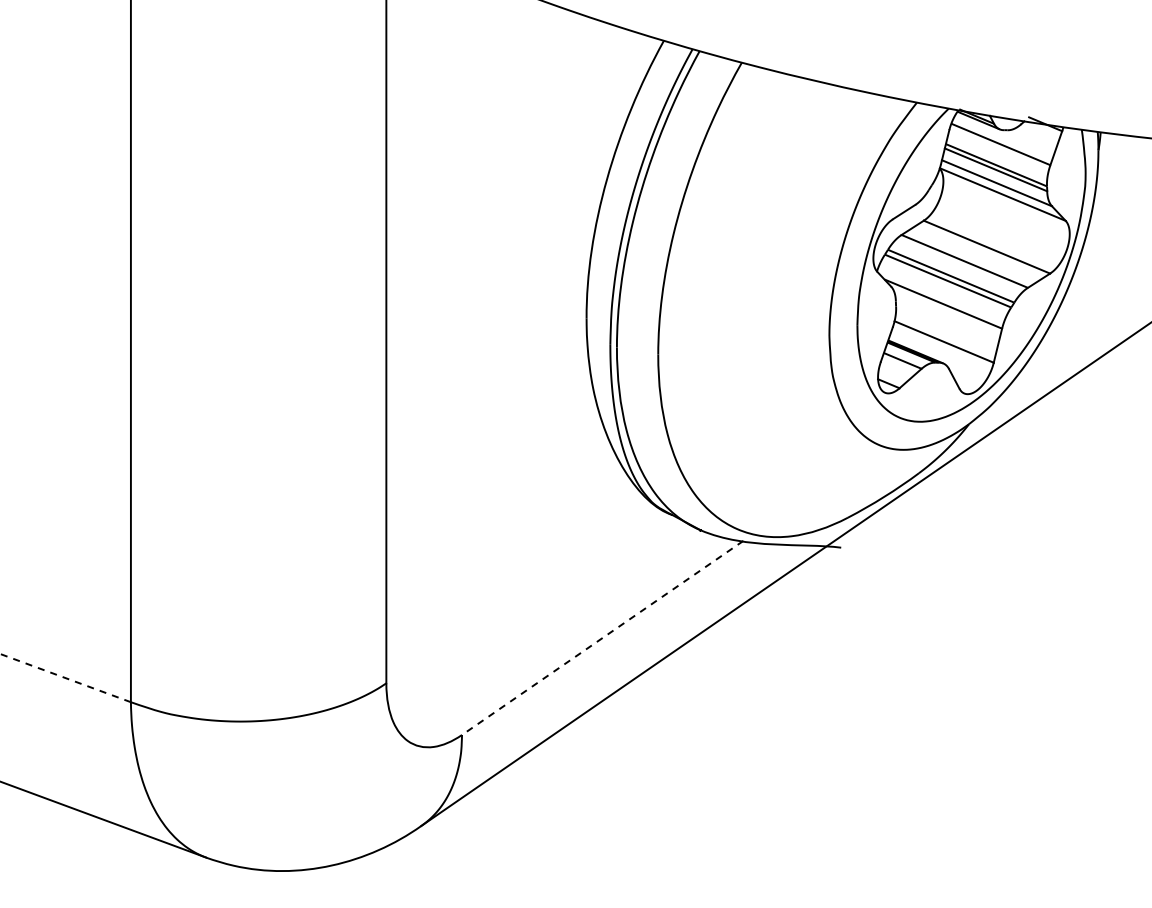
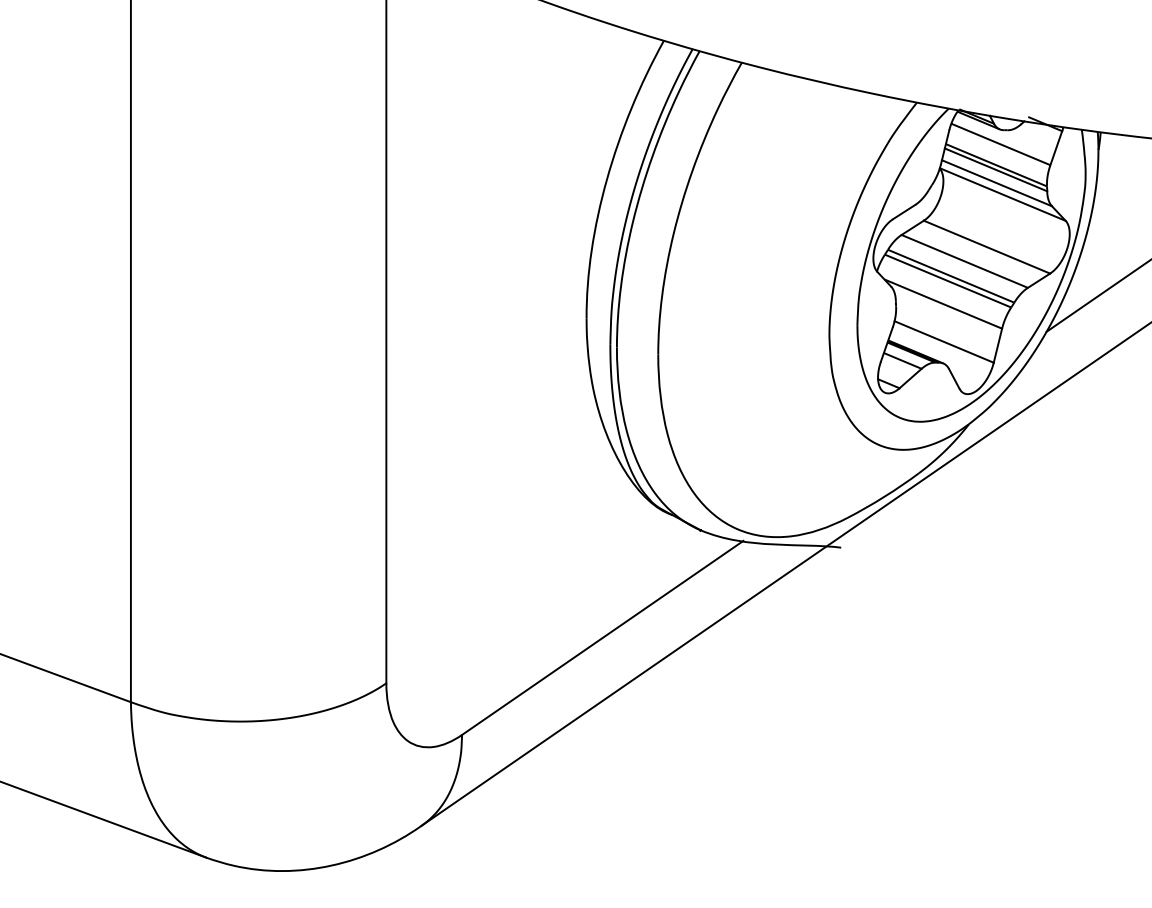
line: none -> present (1097, 296)
line: dashed -> solid (602, 637)
line: dashed -> solid (65, 677)
